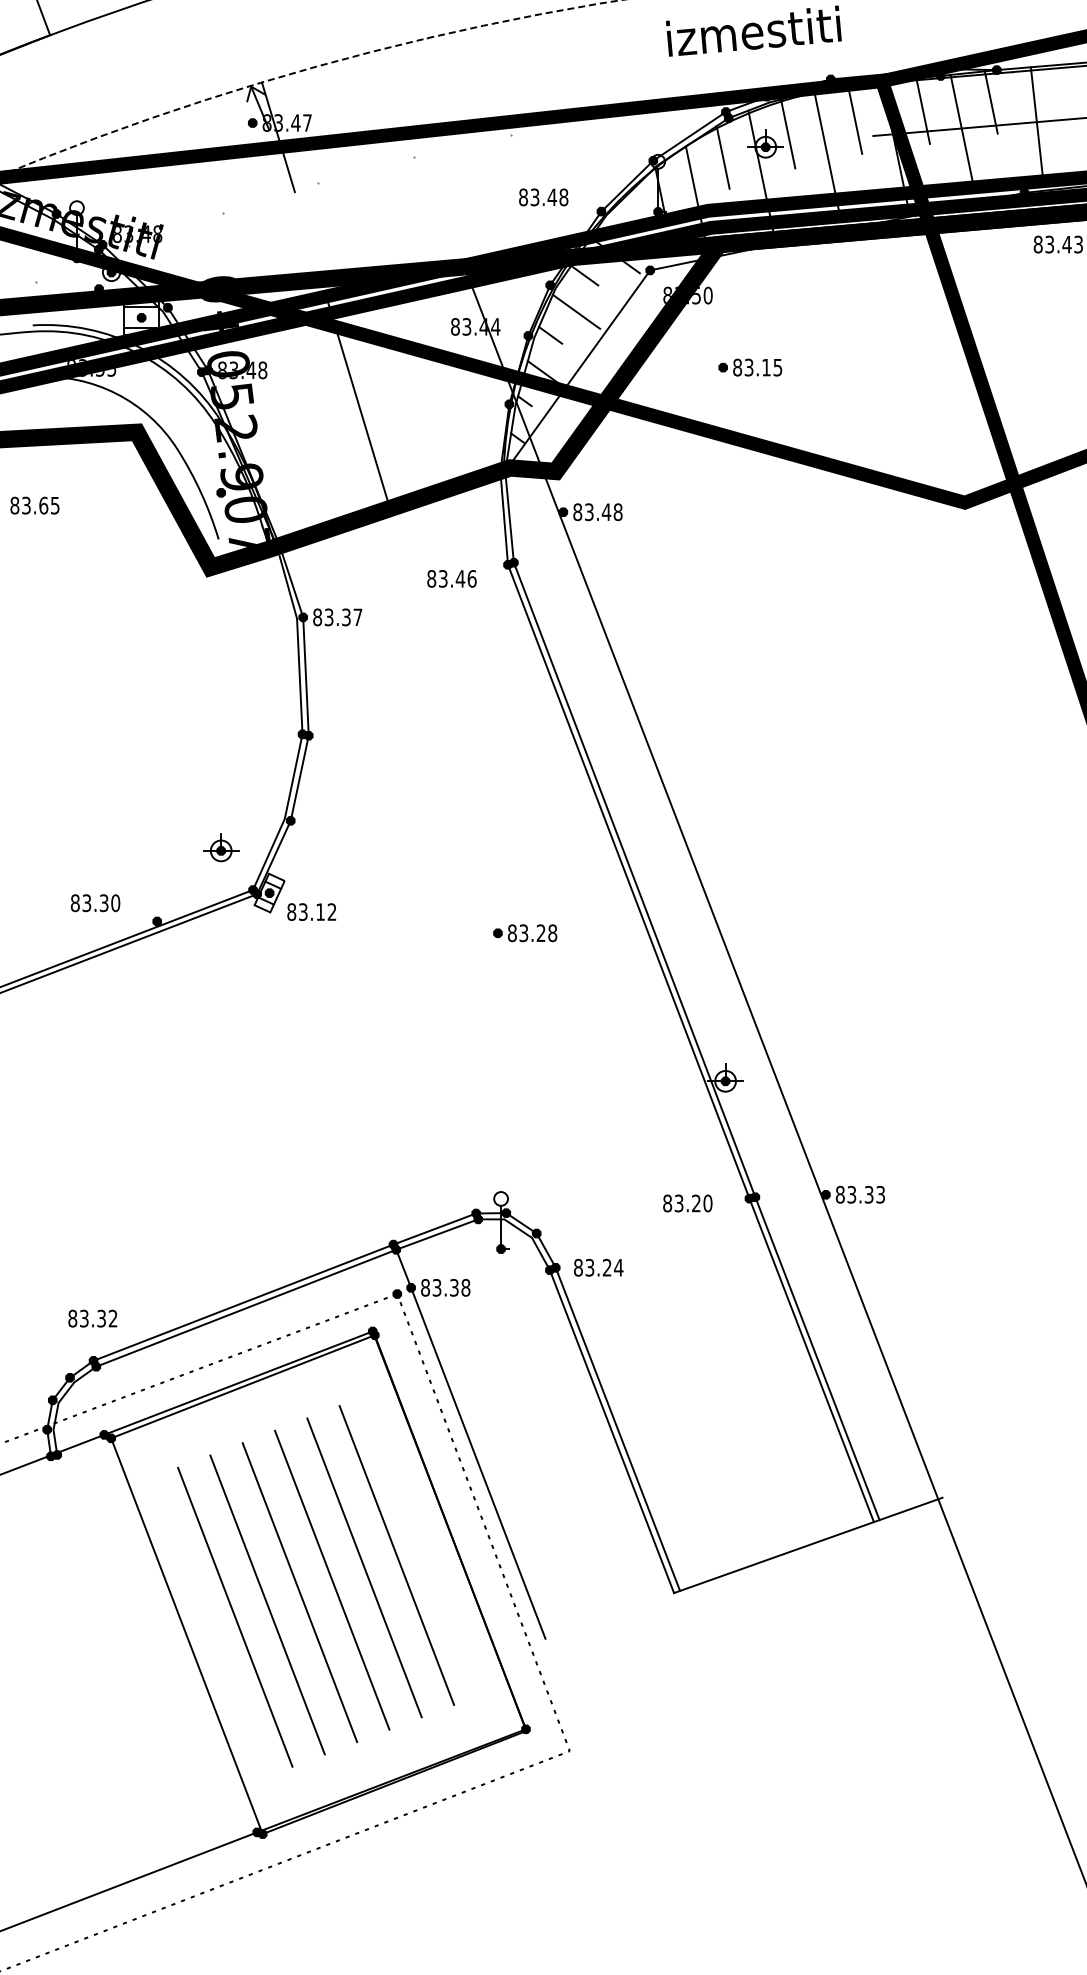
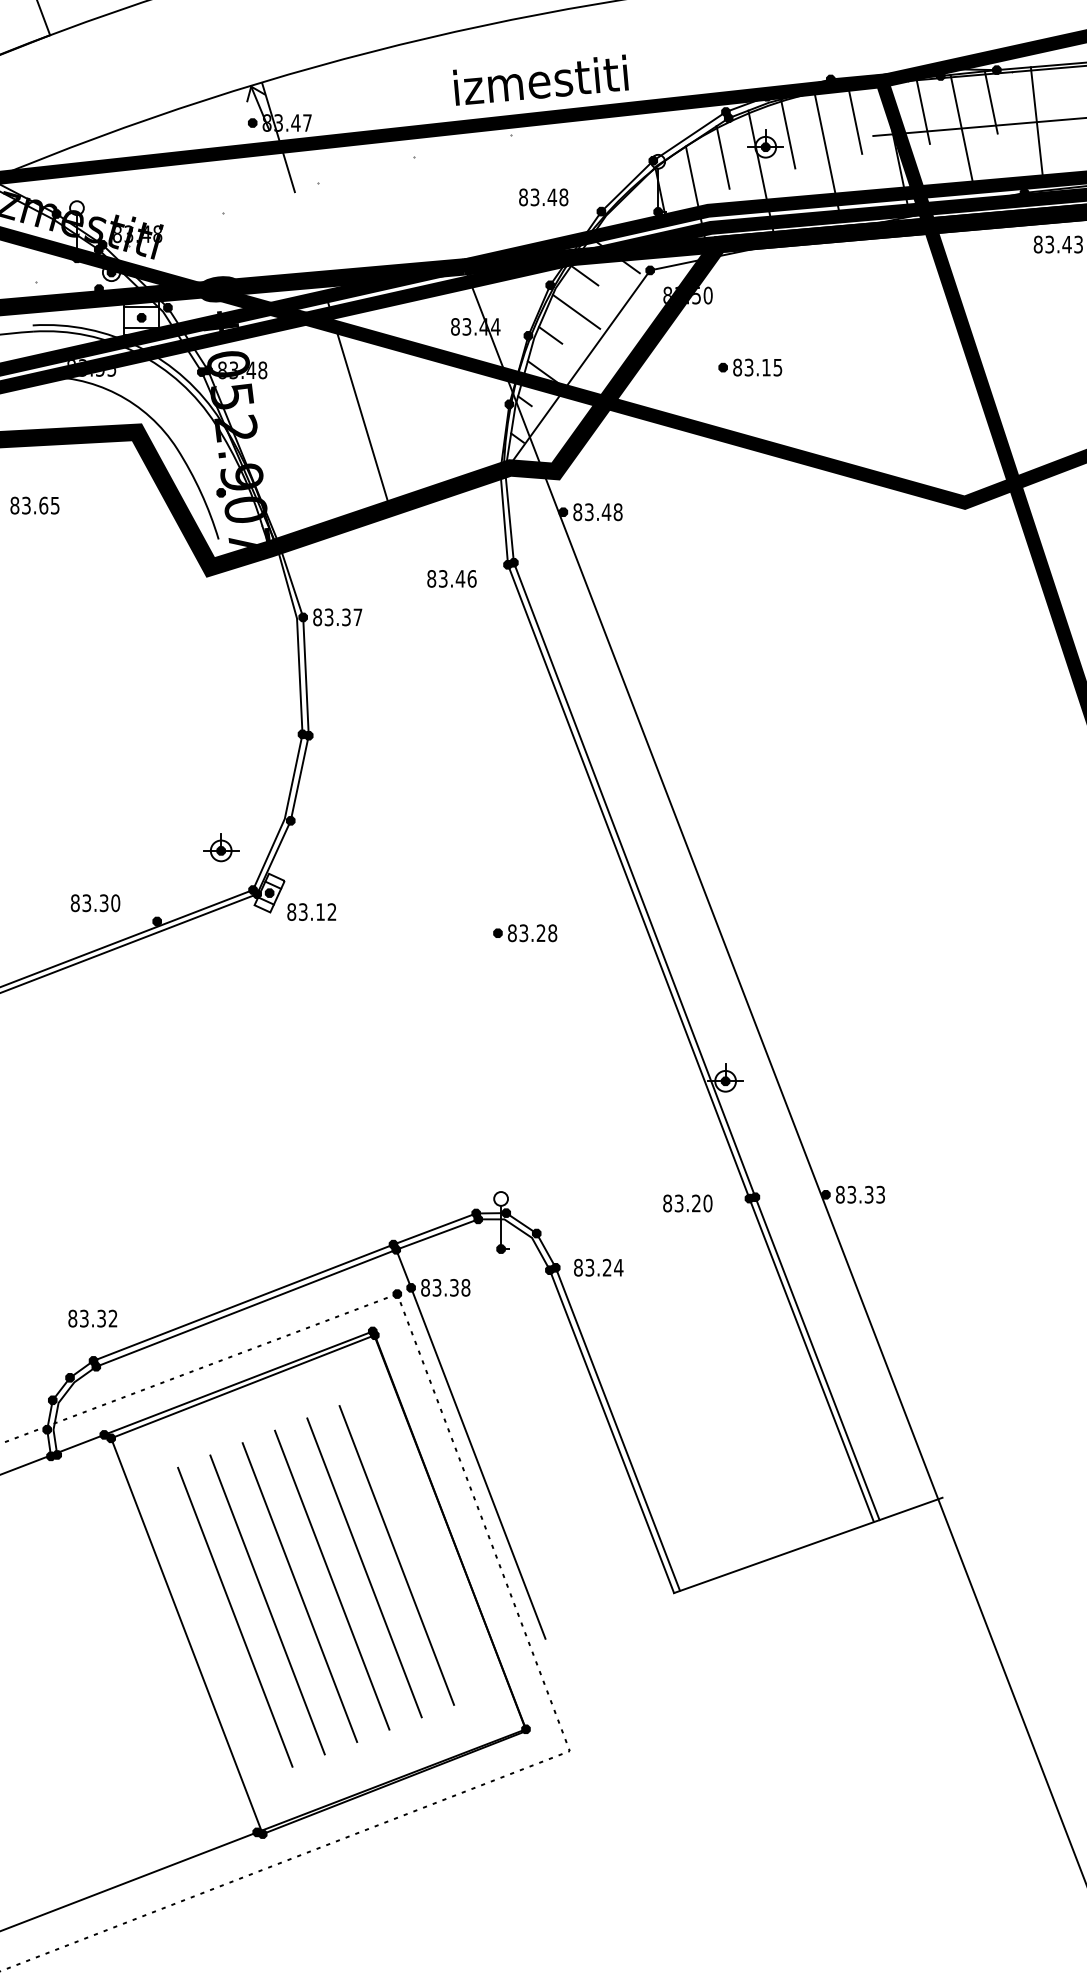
text position: (753, 30) -> (540, 79) (540, 79)
arc: dashed -> solid (306, 69)
